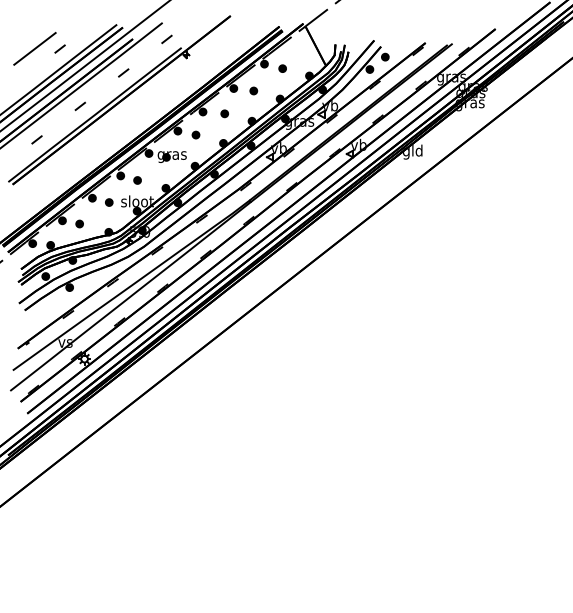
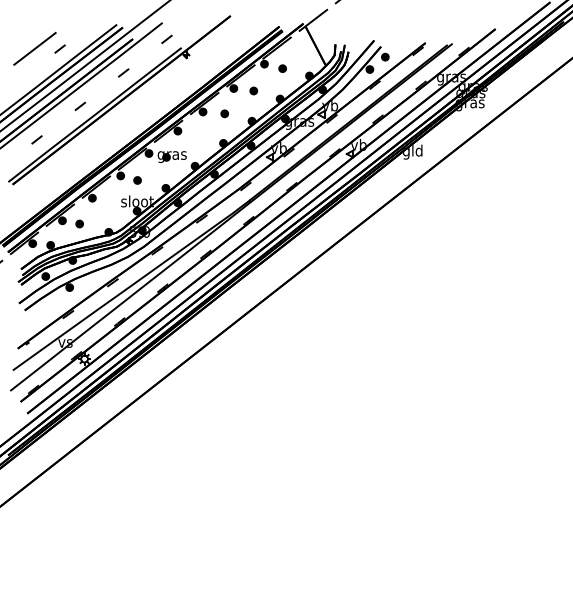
part: present -> none (195, 134)
part: present -> none (109, 202)
